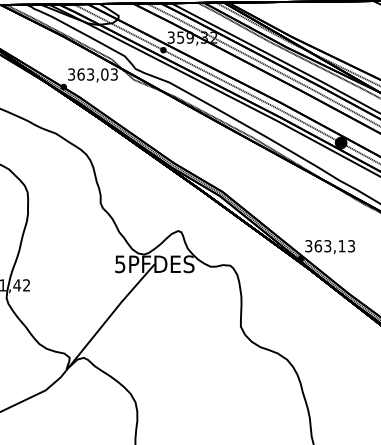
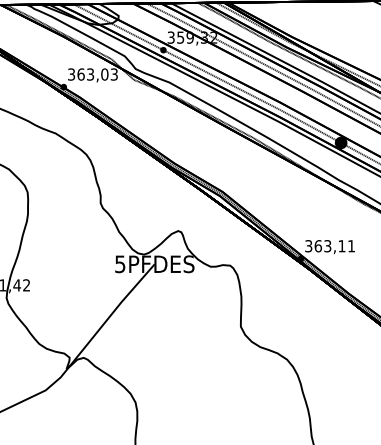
text: 363,13 -> 363,11 (351, 246)
